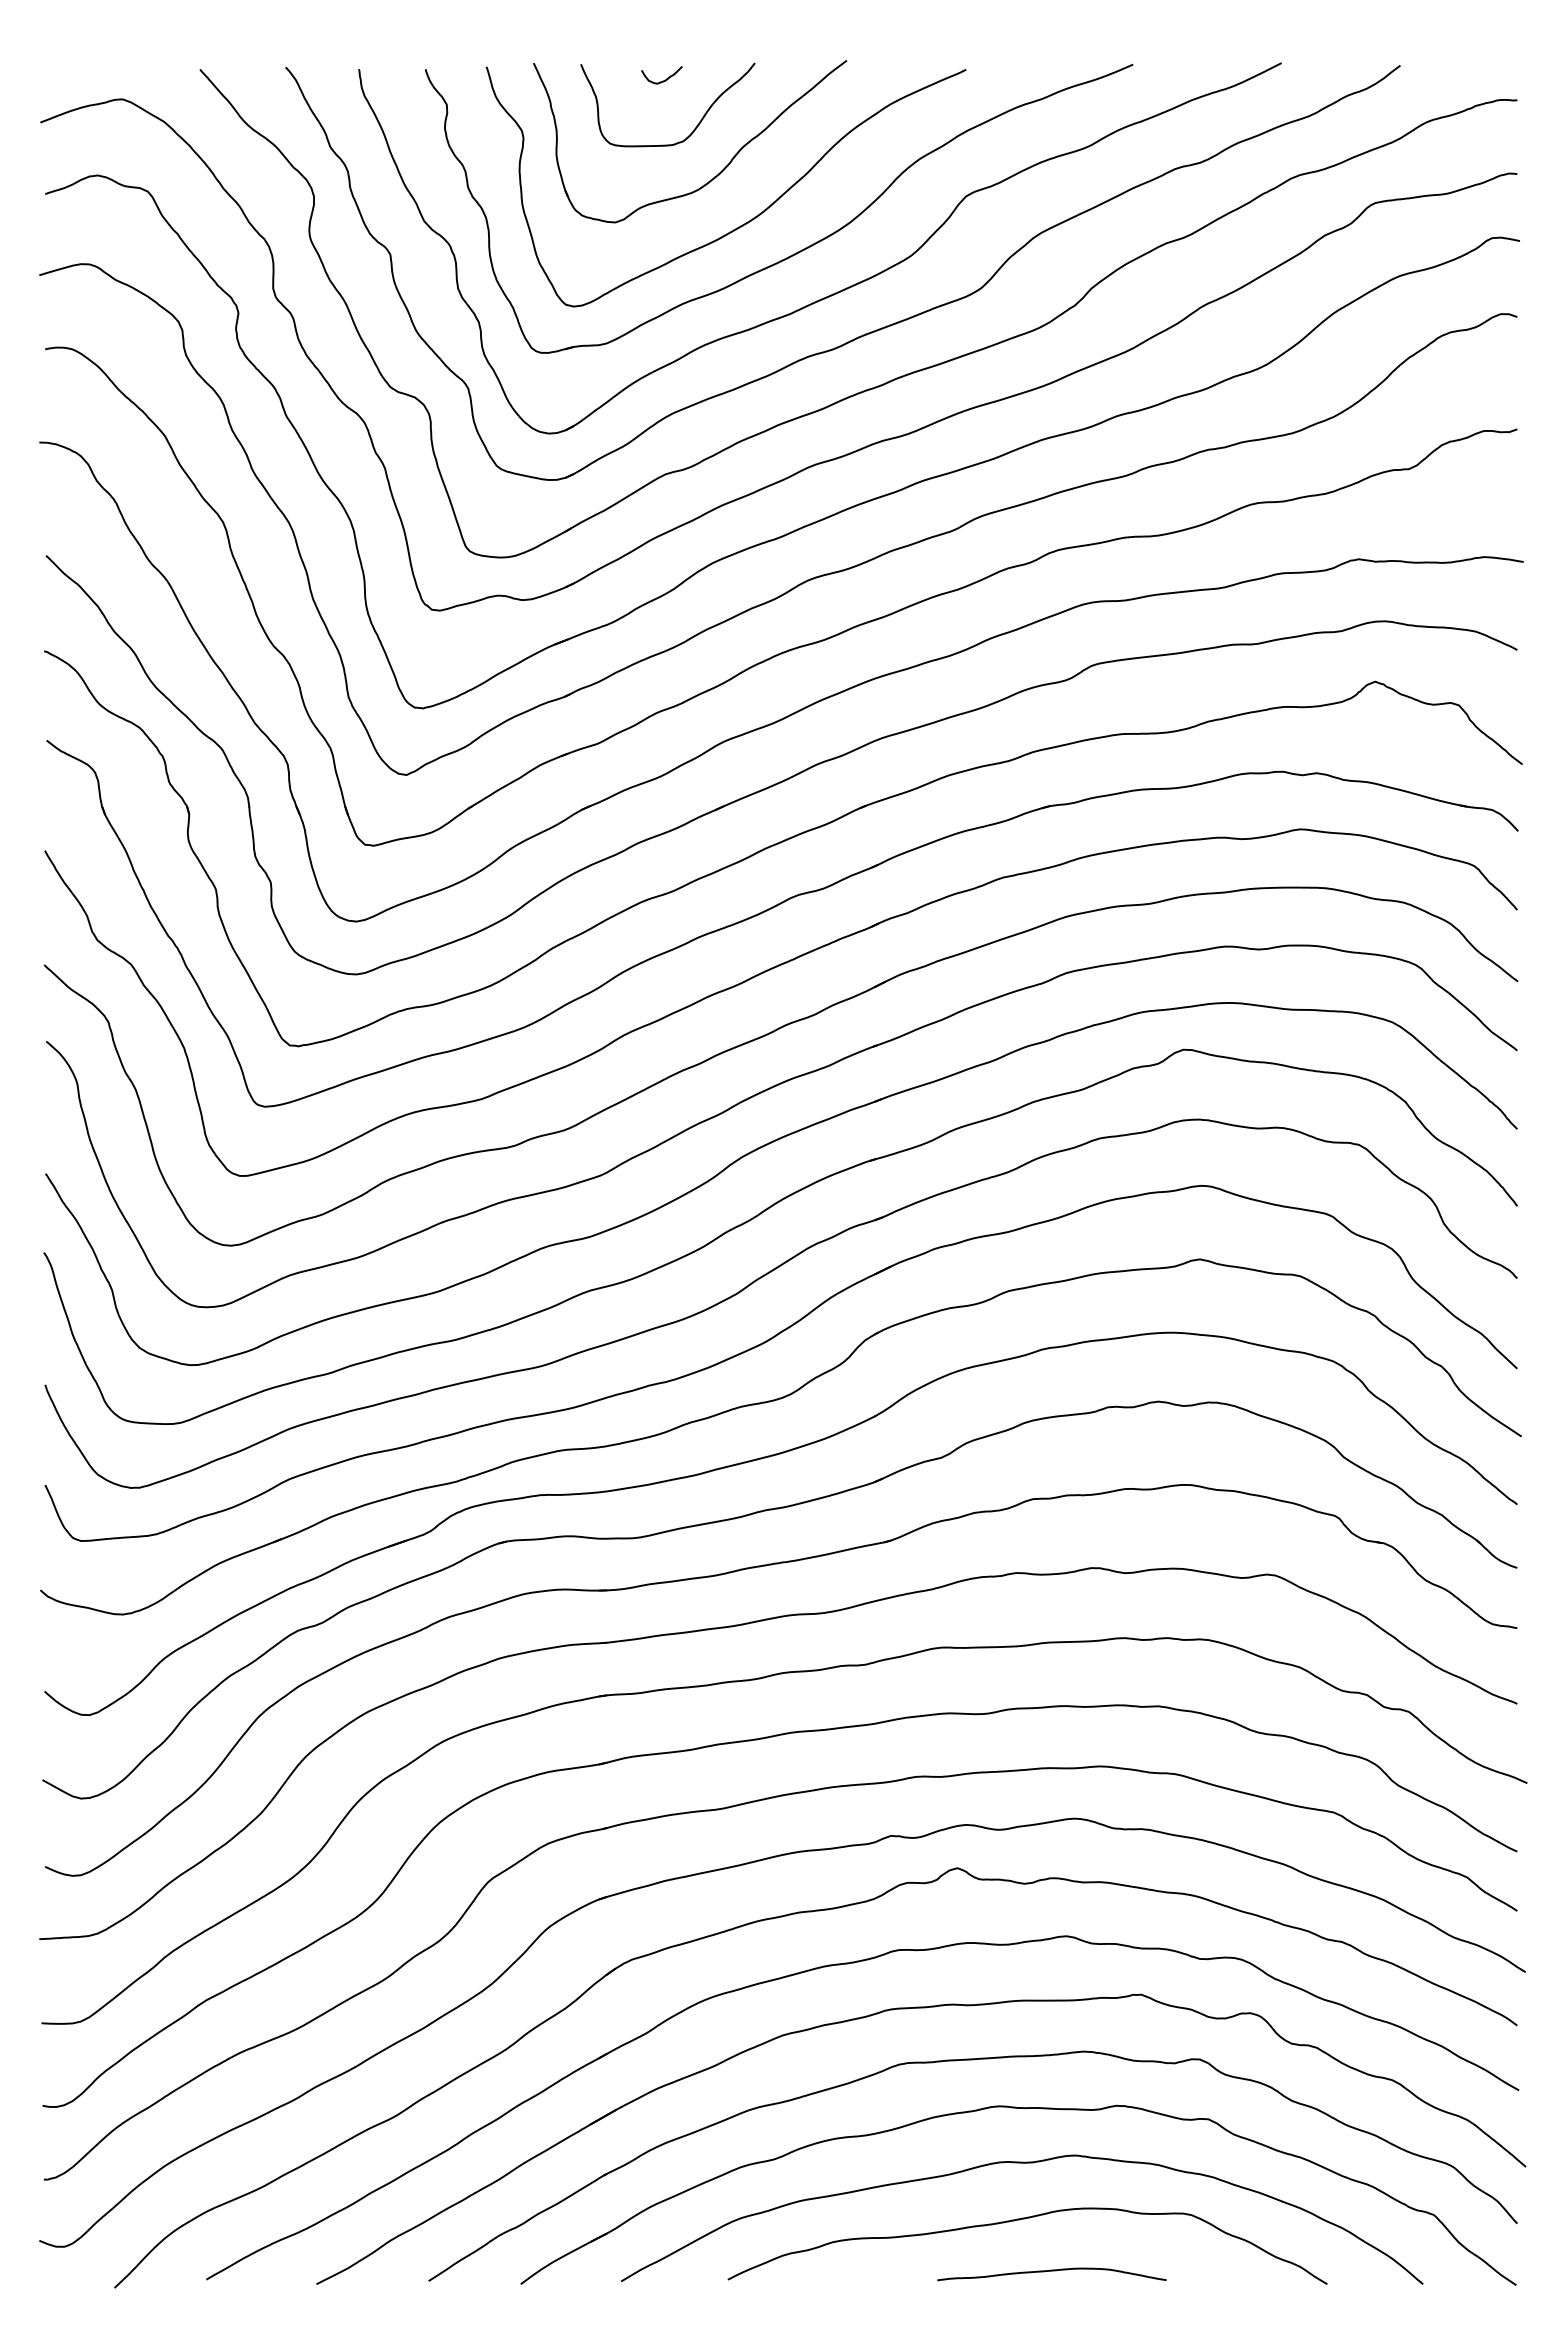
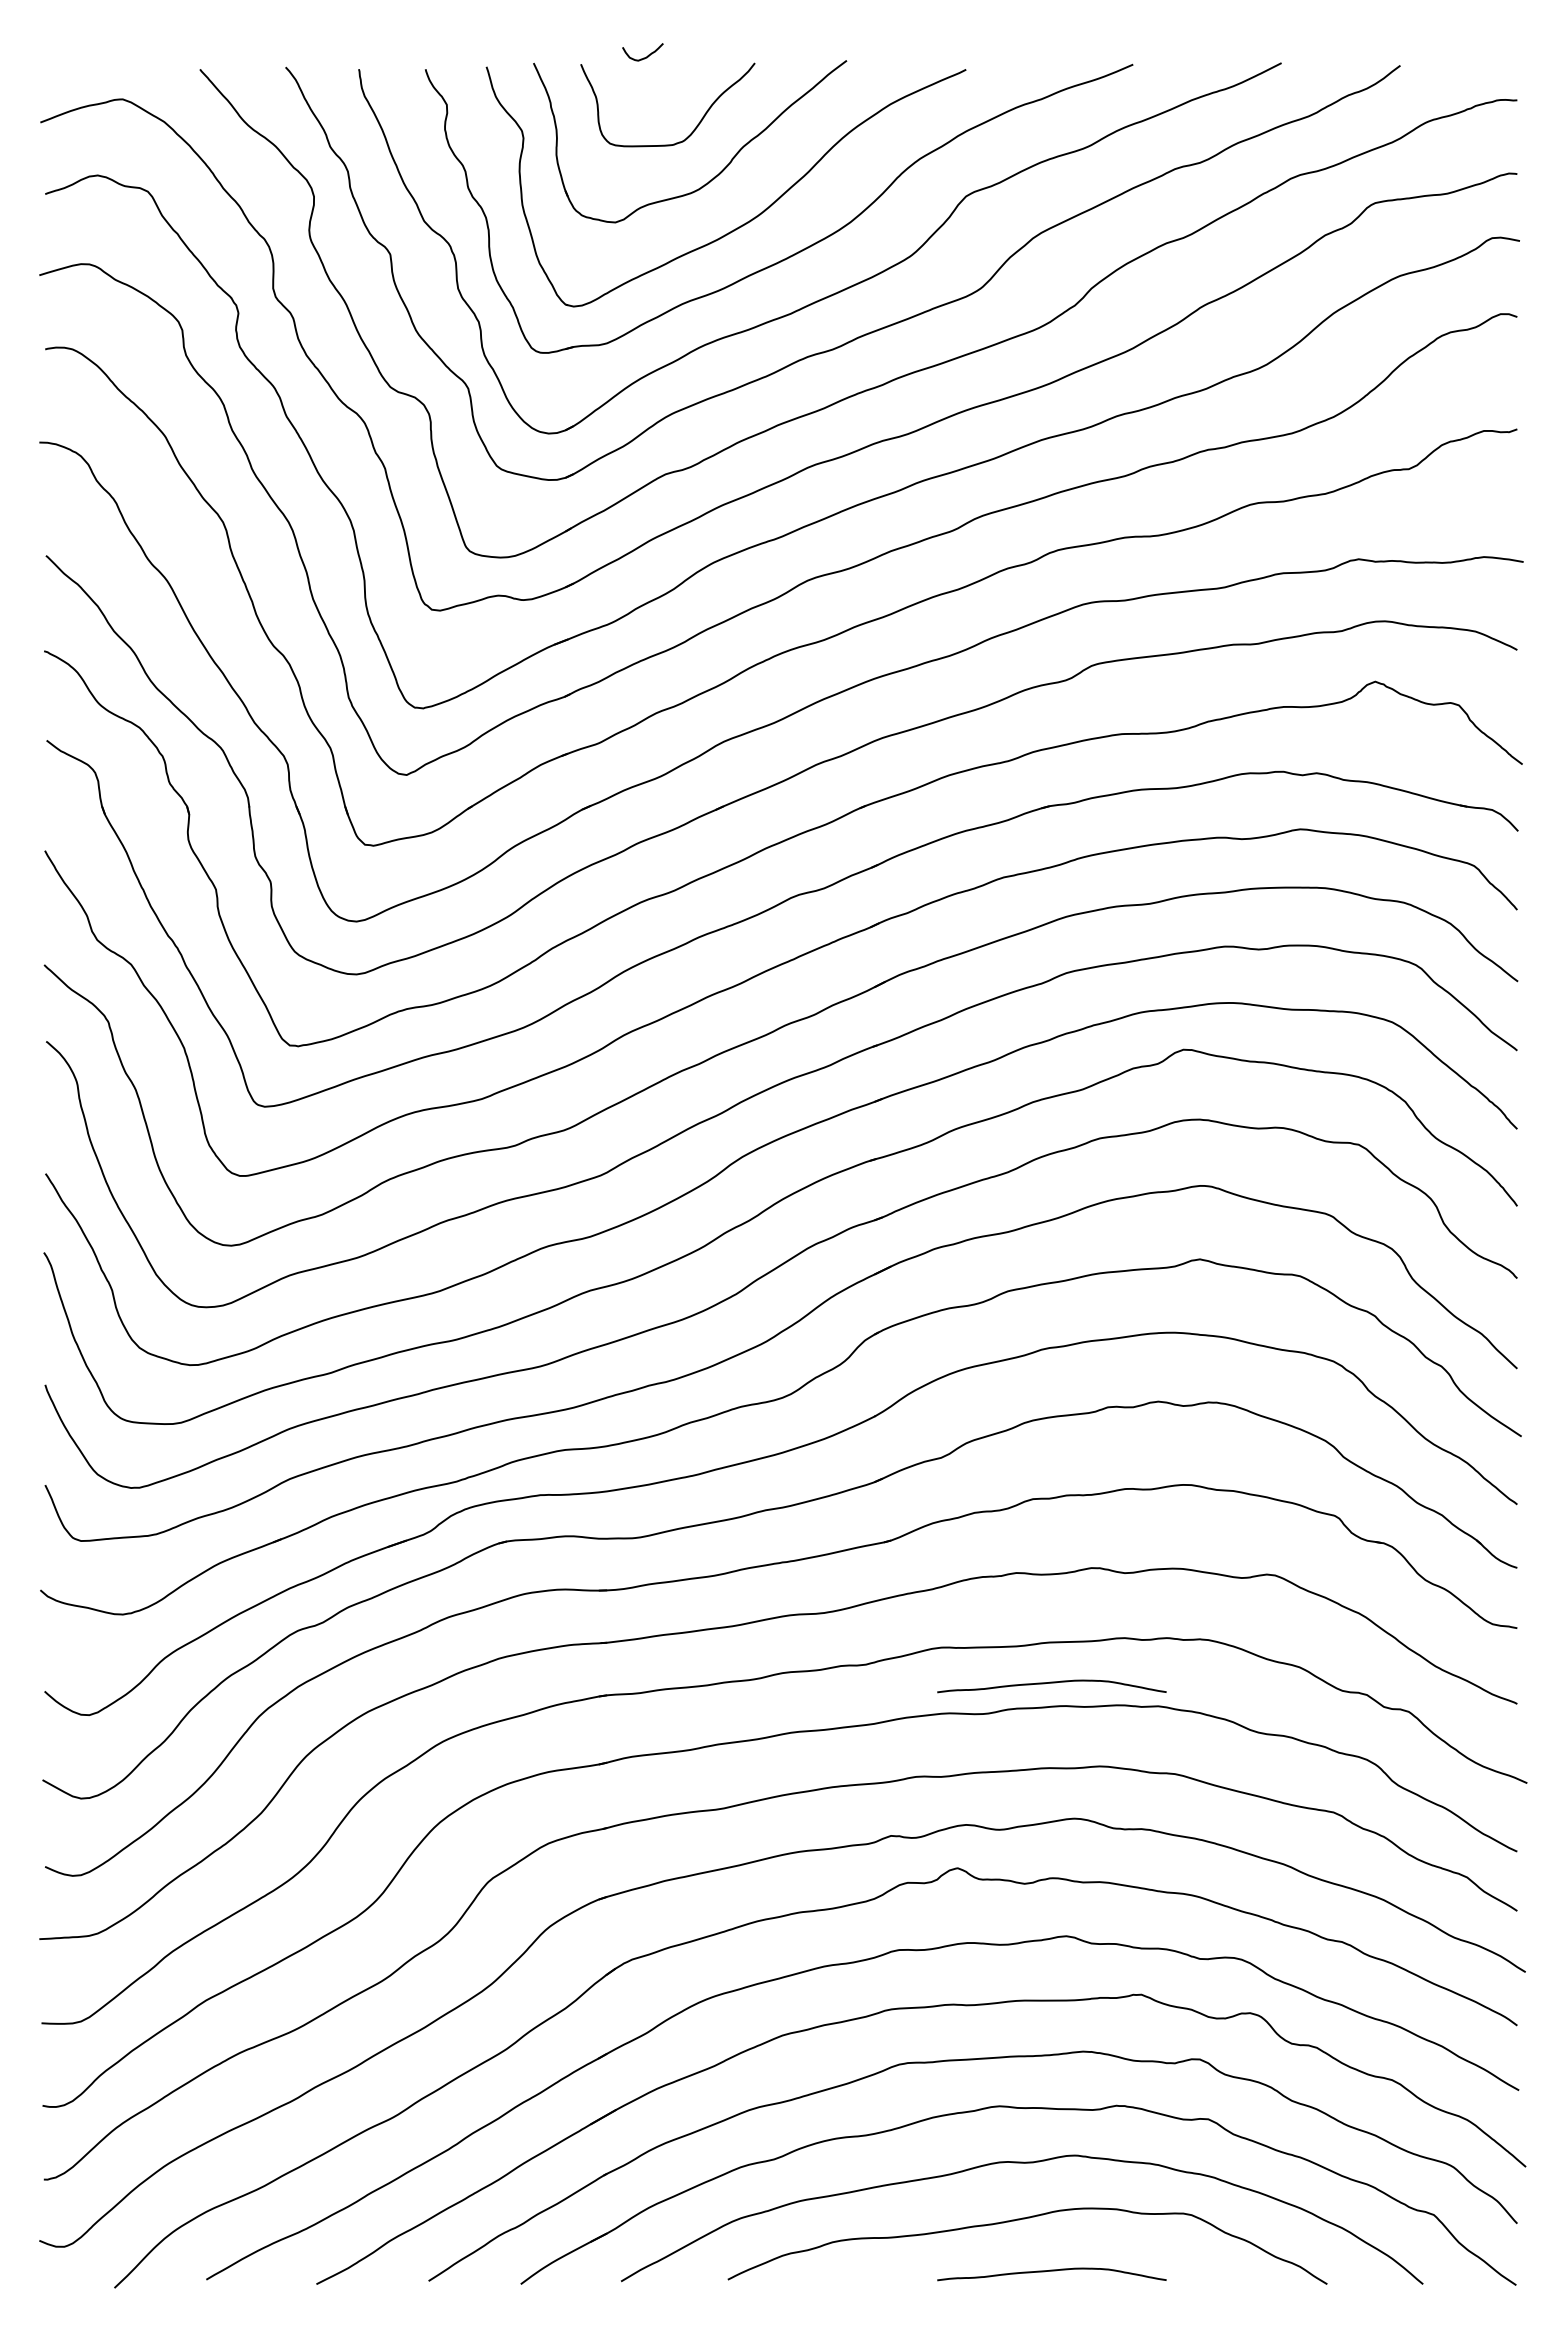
curve position: (662, 80) -> (643, 57) (643, 57)
curve: none -> present (1051, 1683)
